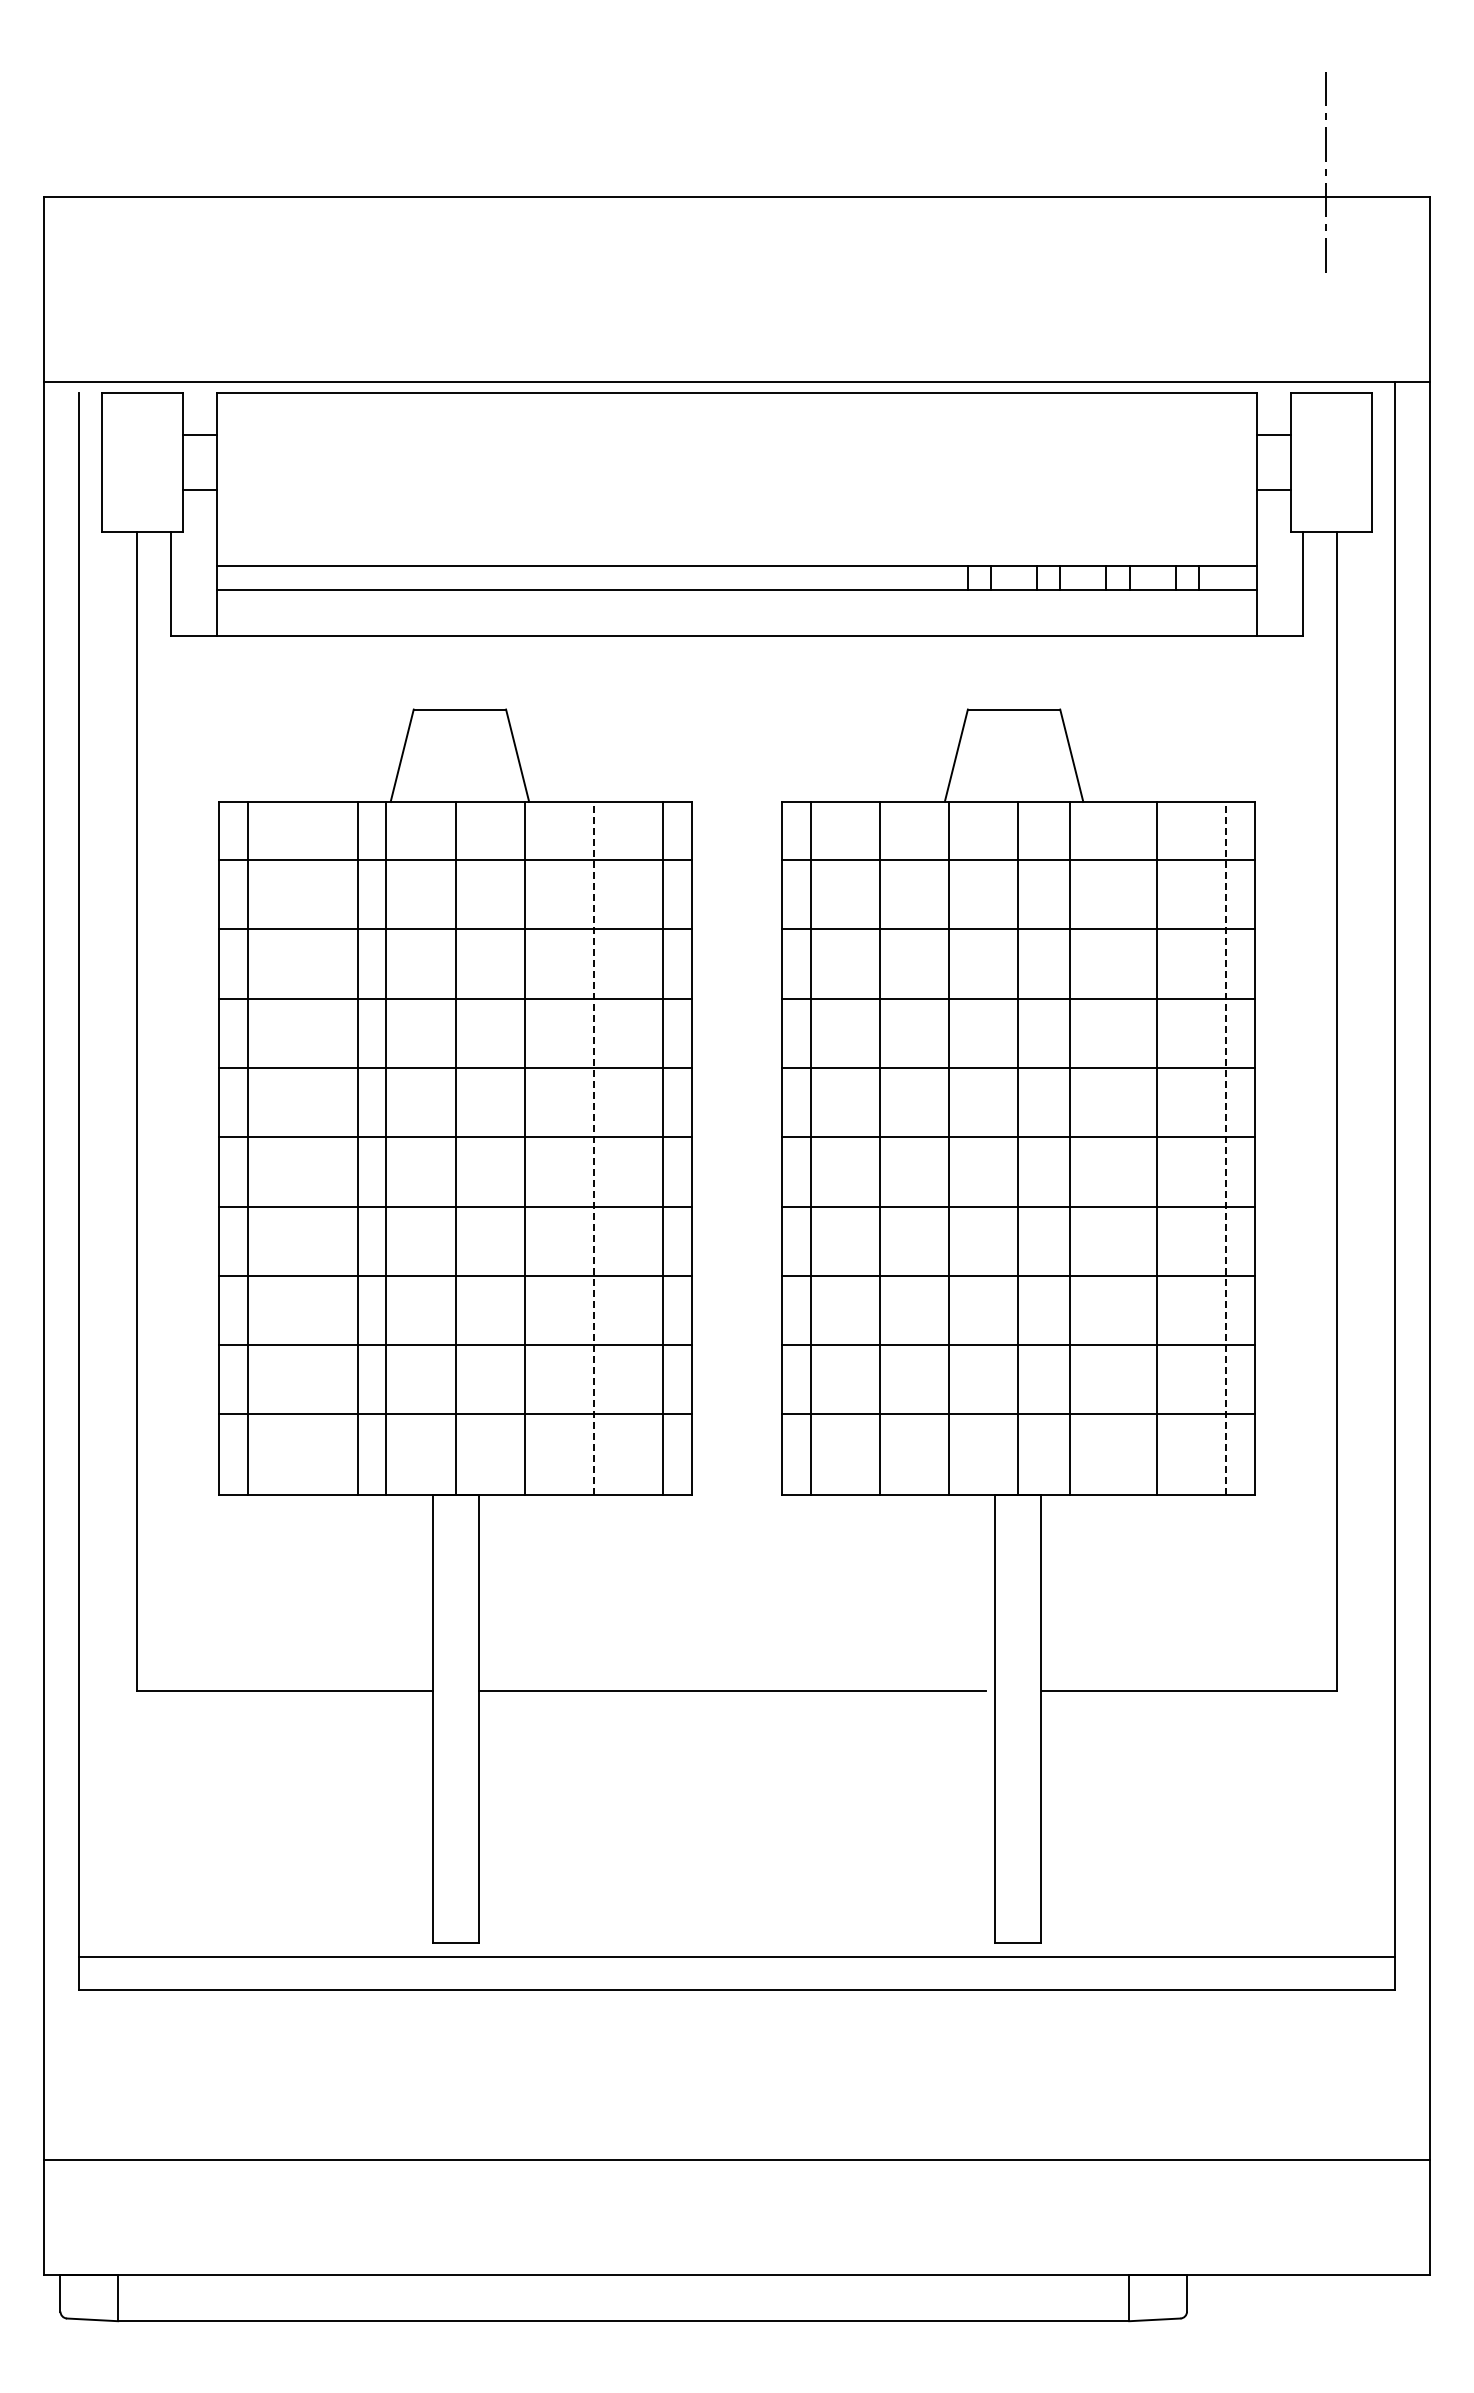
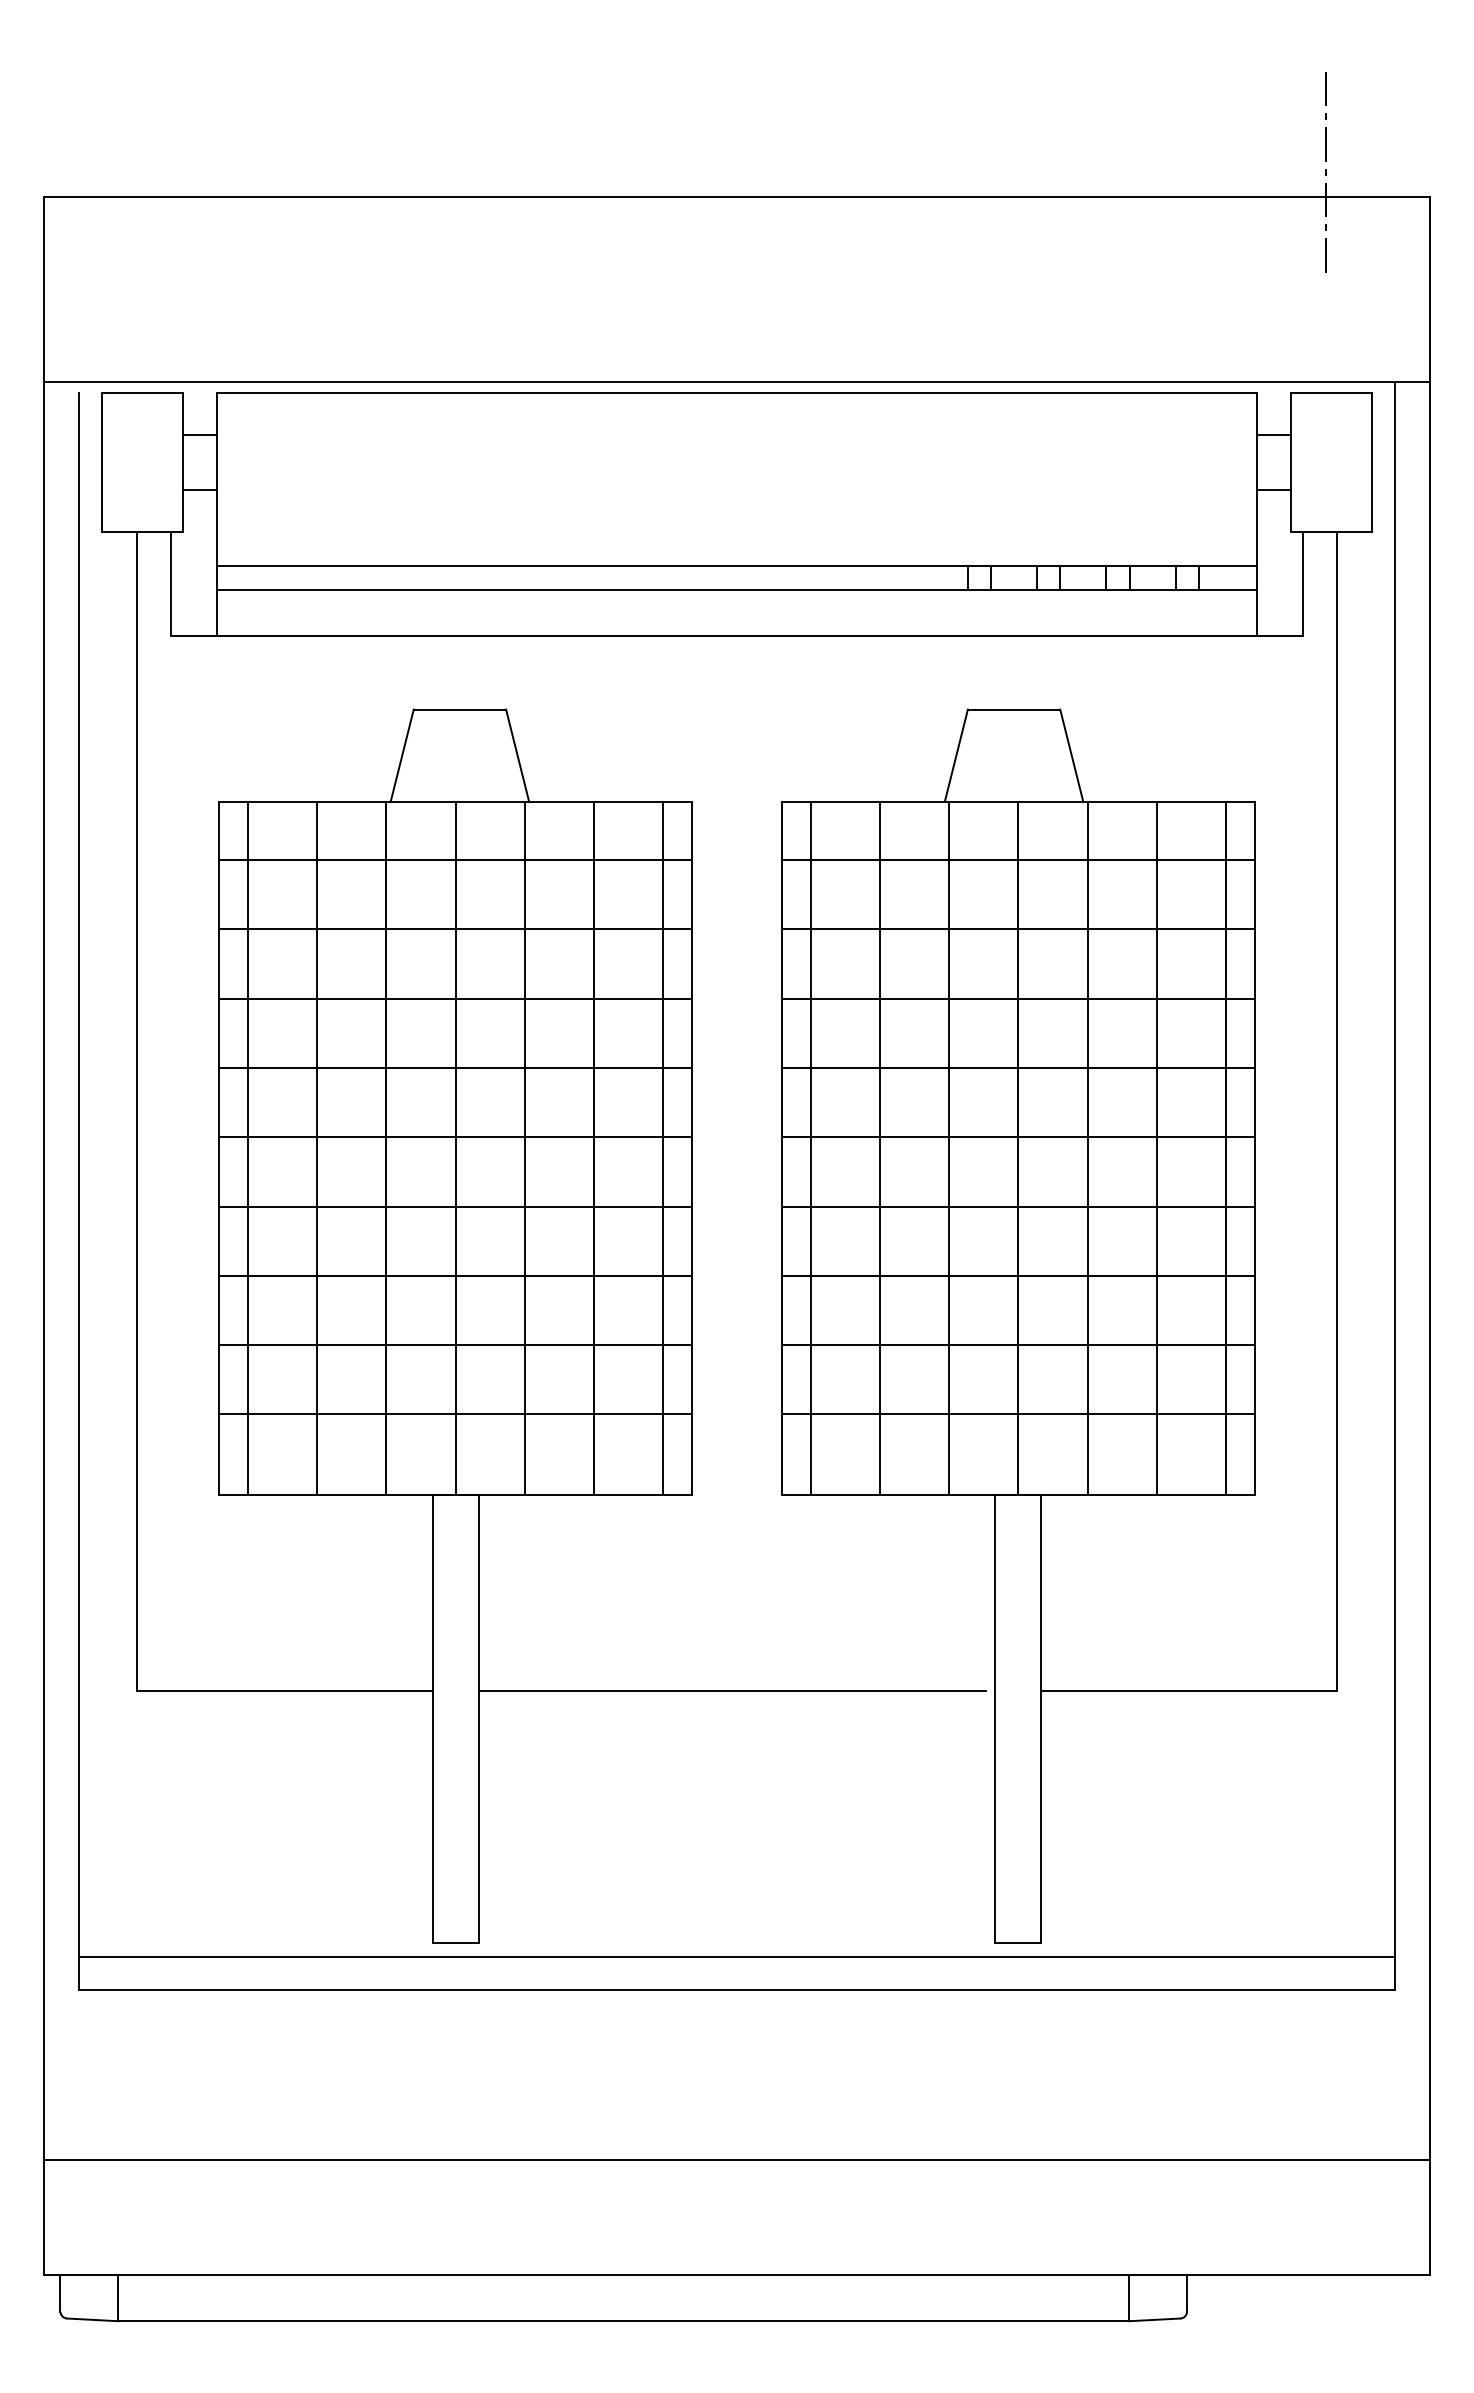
line position: (358, 1147) -> (317, 1147) (317, 1147)
line: dashed -> solid (594, 1147)
line position: (1069, 1147) -> (1087, 1147) (1087, 1147)
line: dashed -> solid (1226, 1147)
